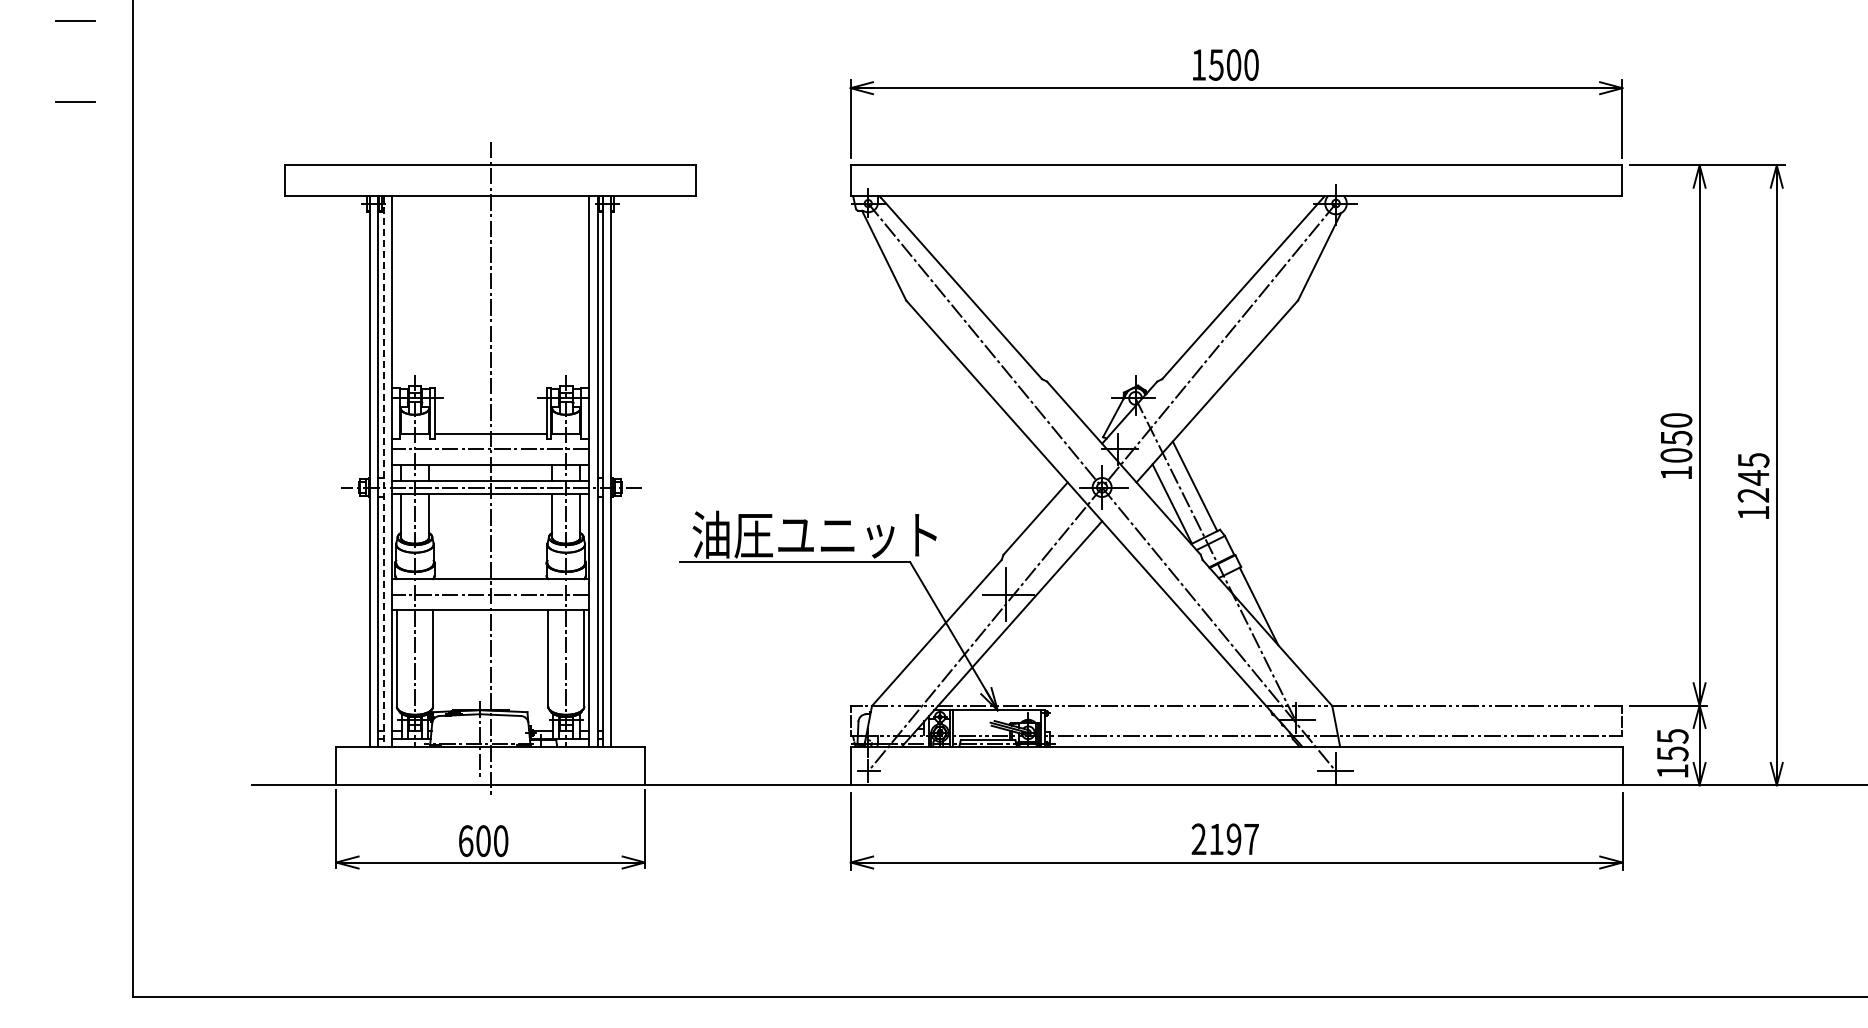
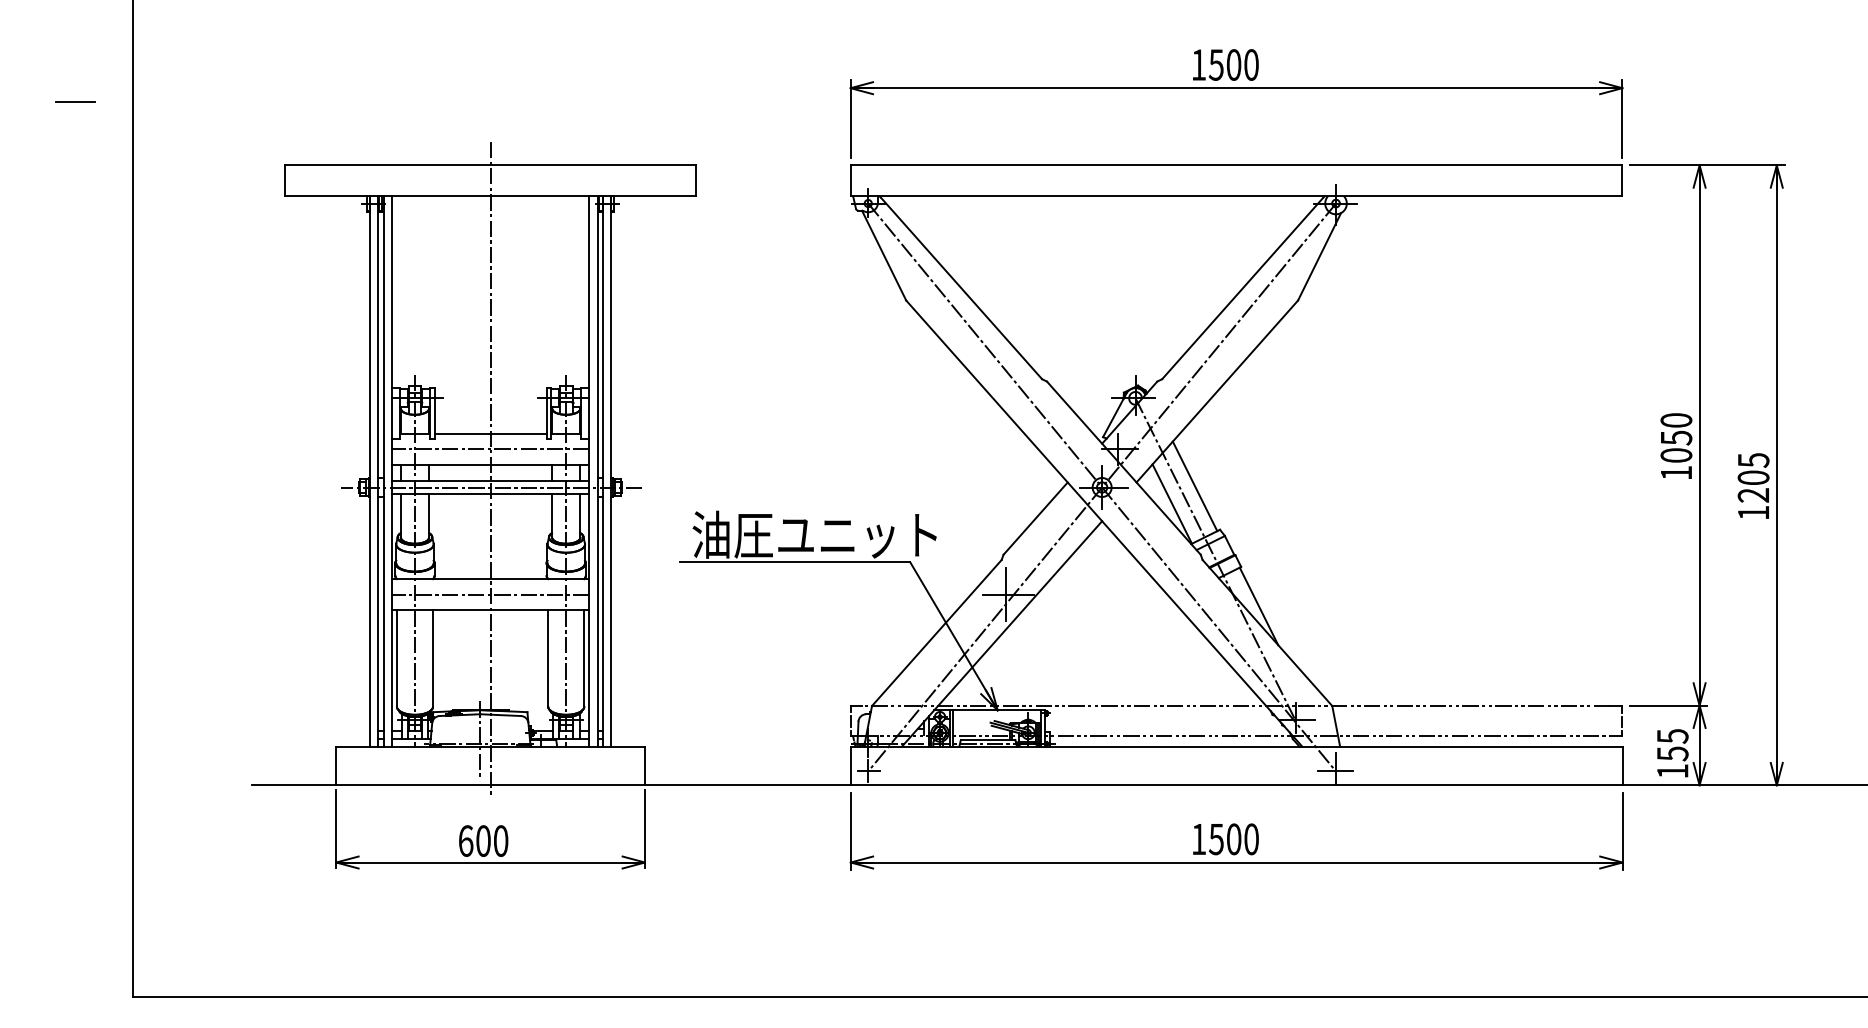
line: present -> none (75, 20)
line: dashed -> solid (383, 472)
text: 1245 -> 1205 (1753, 477)
text: 2197 -> 1500 (1224, 839)
